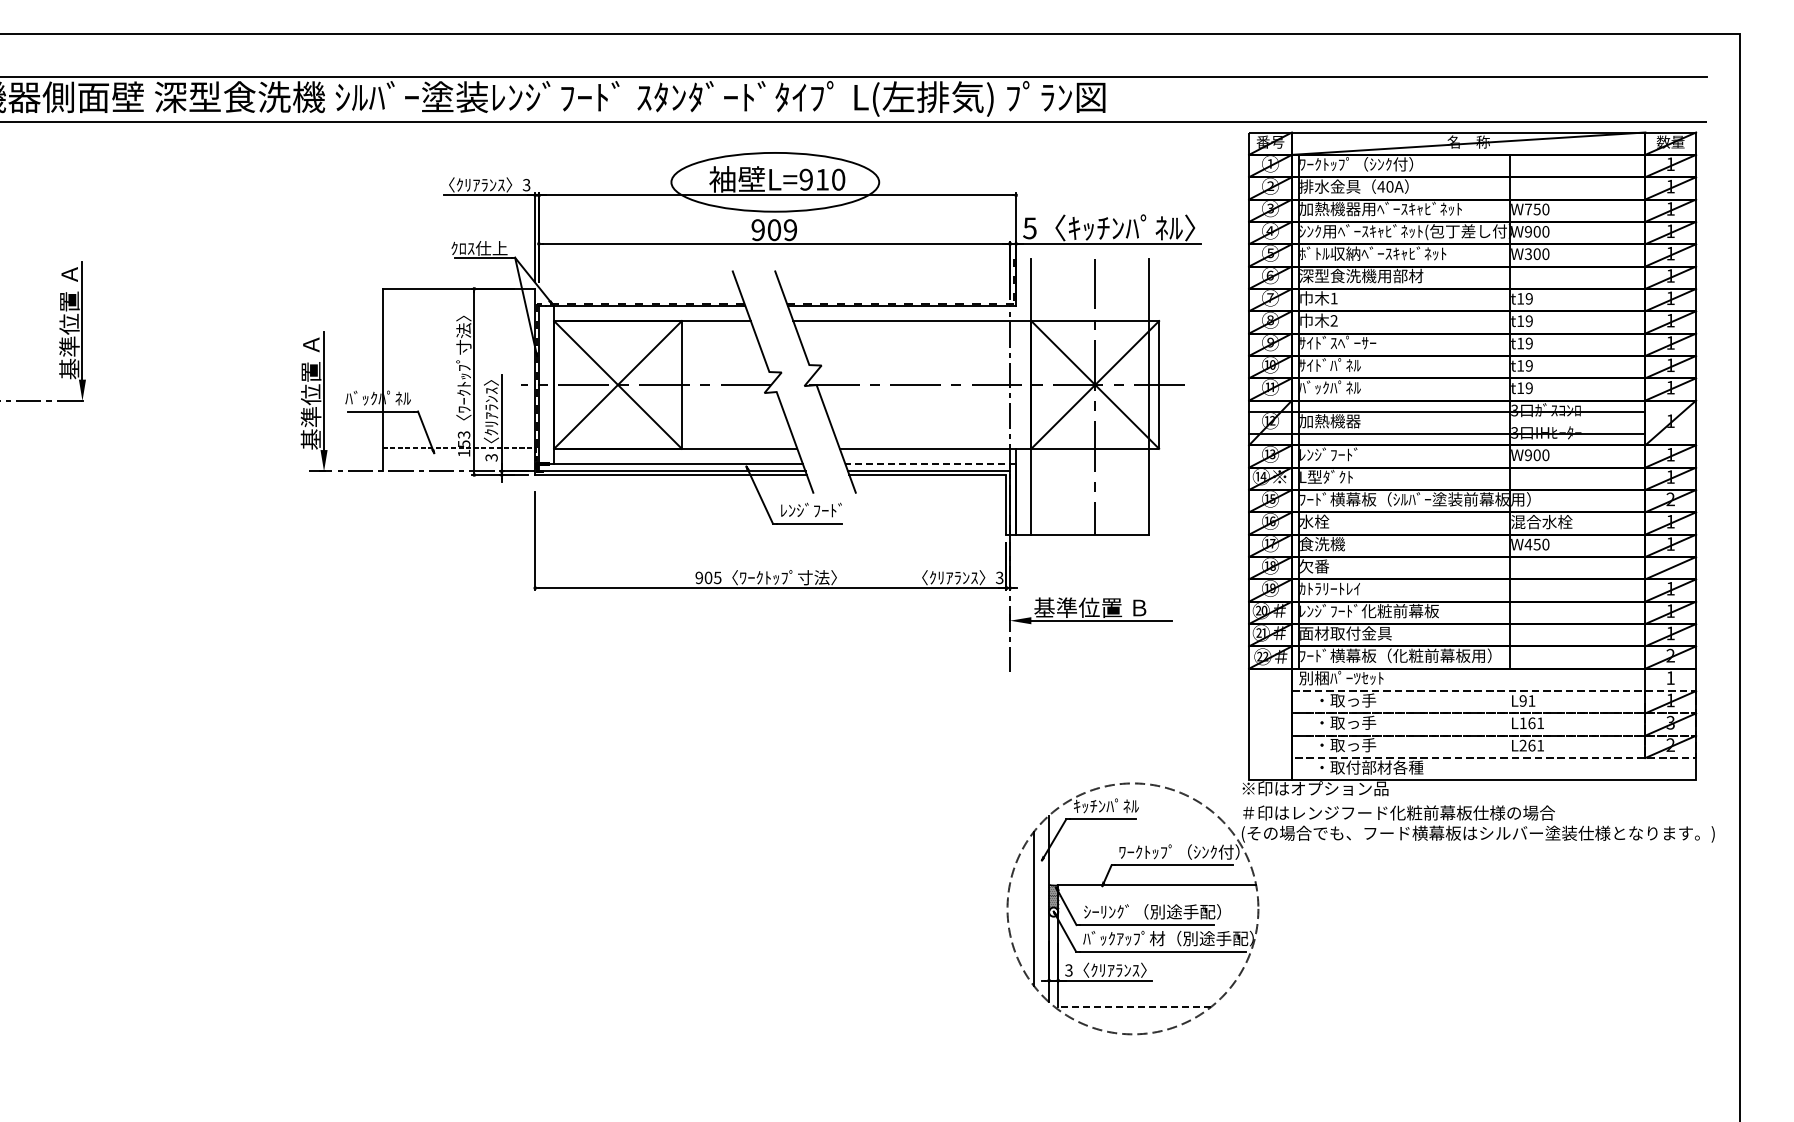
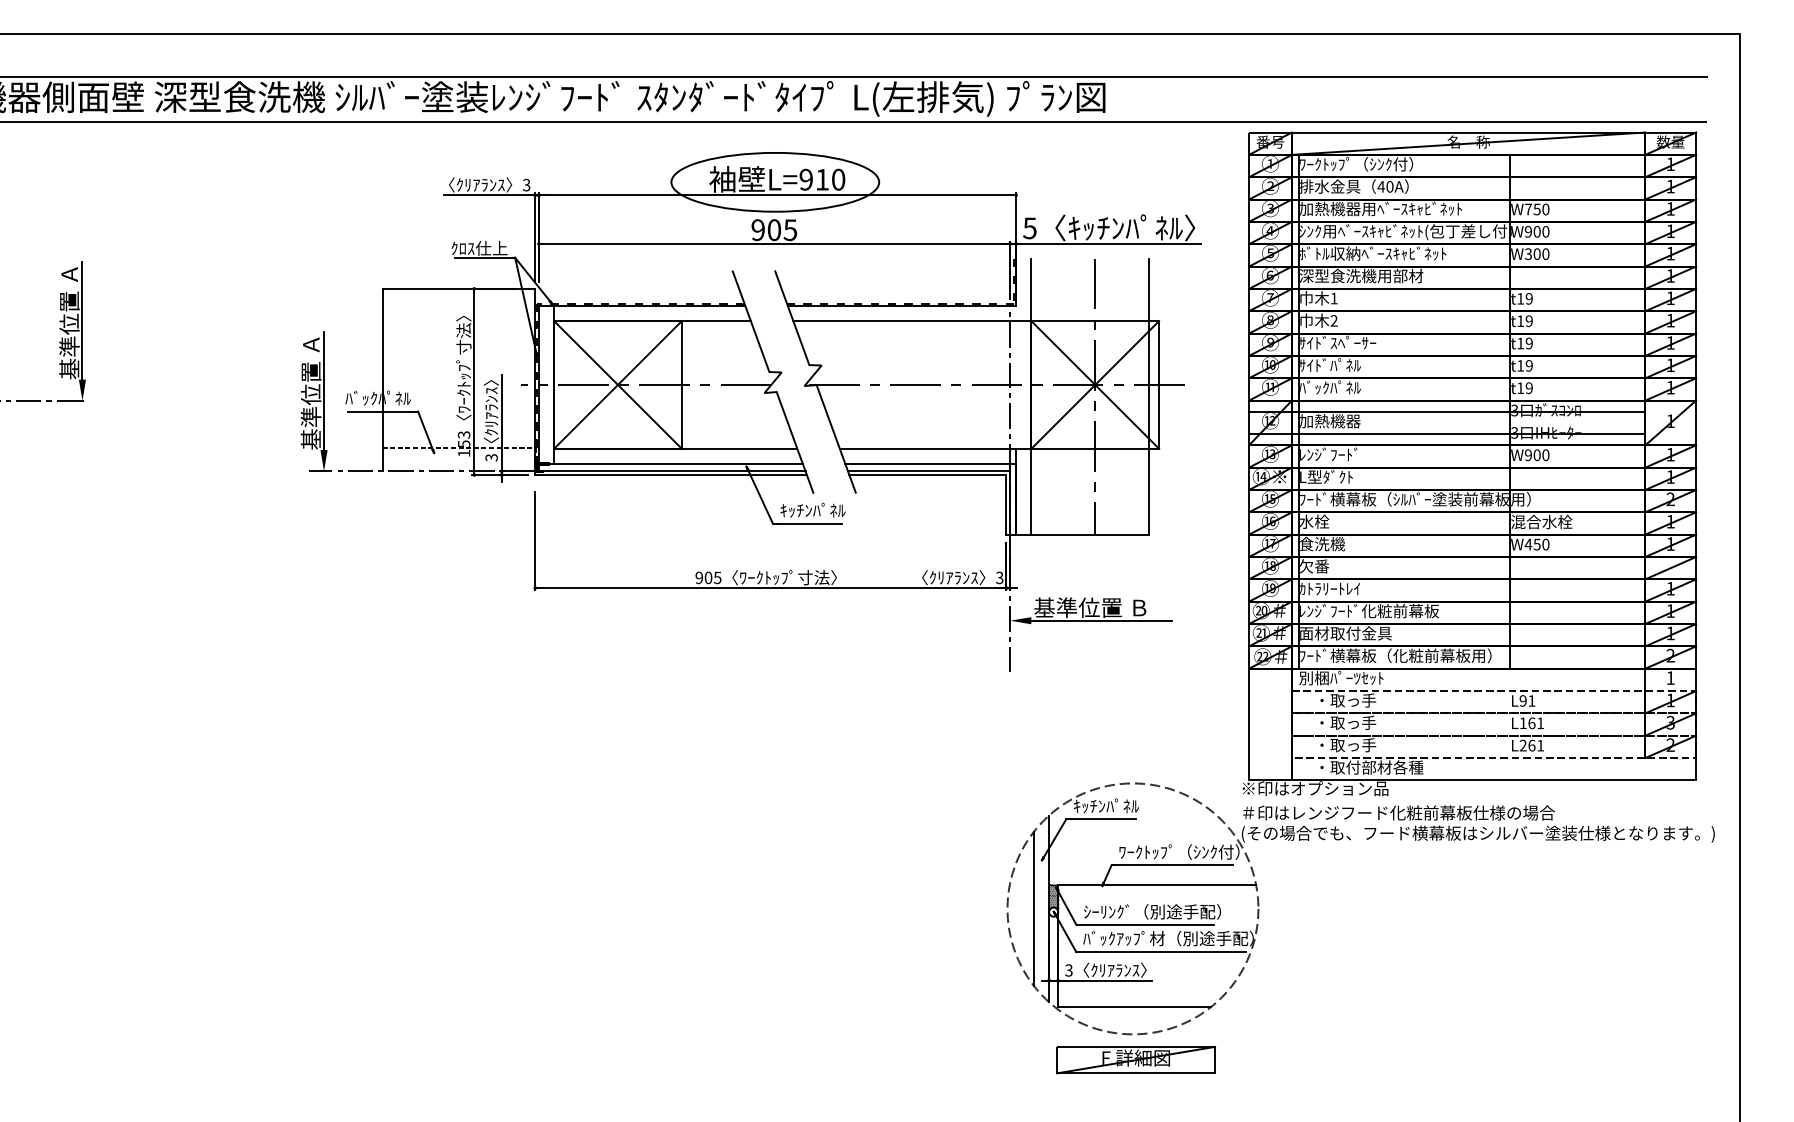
text: 909 -> 905 (790, 229)
line: dashed -> solid (930, 464)
text: ﾚﾝｼﾞﾌｰﾄﾞ -> ｷｯﾁﾝﾊﾟﾈﾙ (812, 509)
line: dashed -> solid (1134, 1006)
part: none -> present (1135, 1059)
